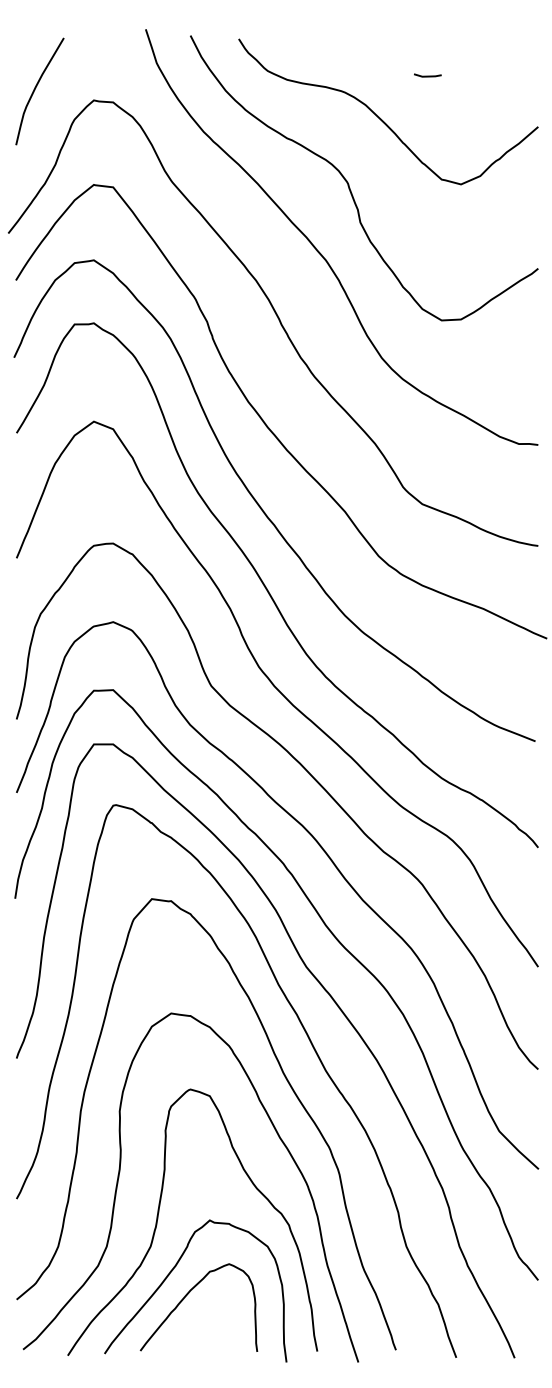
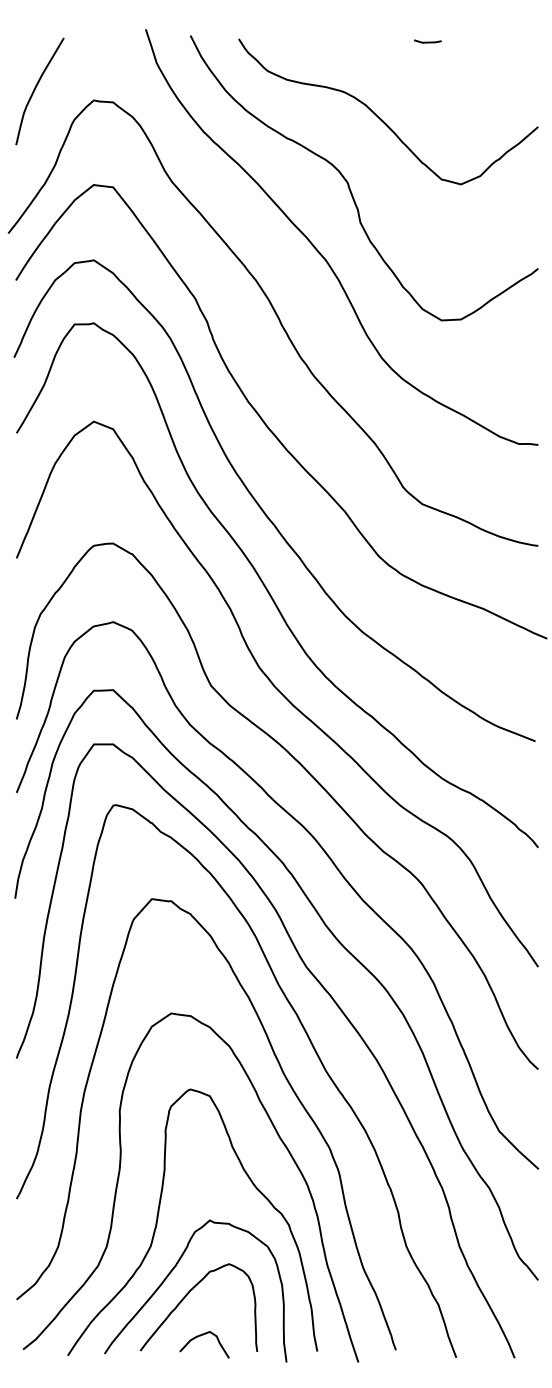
line position: (427, 75) -> (427, 41) (427, 41)
curve: none -> present (200, 1336)
